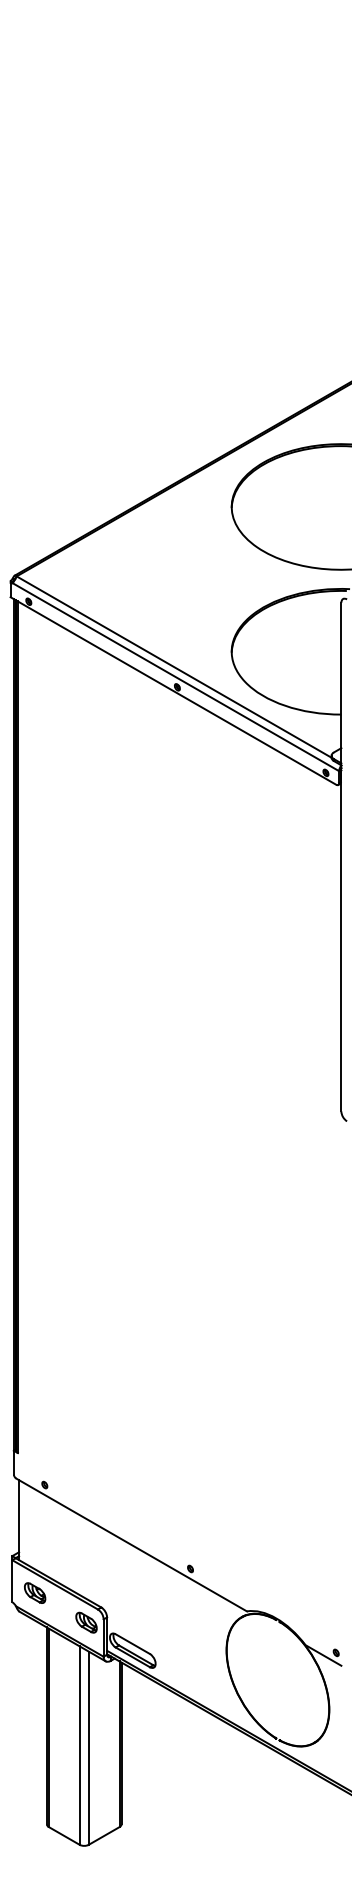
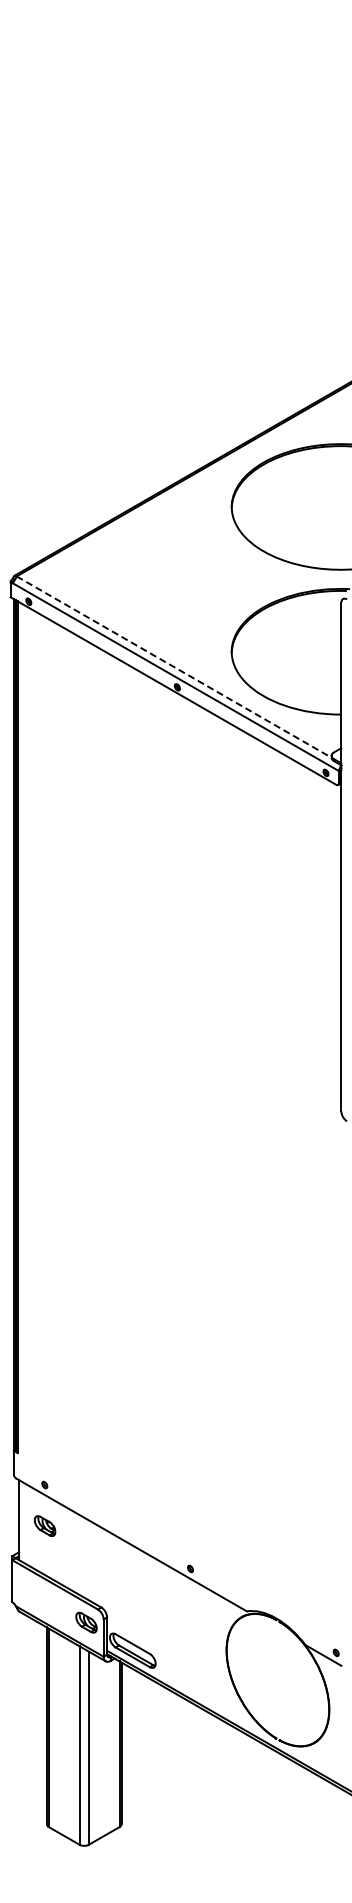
line: solid -> dashed (174, 667)
part position: (35, 1592) -> (45, 1525) (45, 1525)
